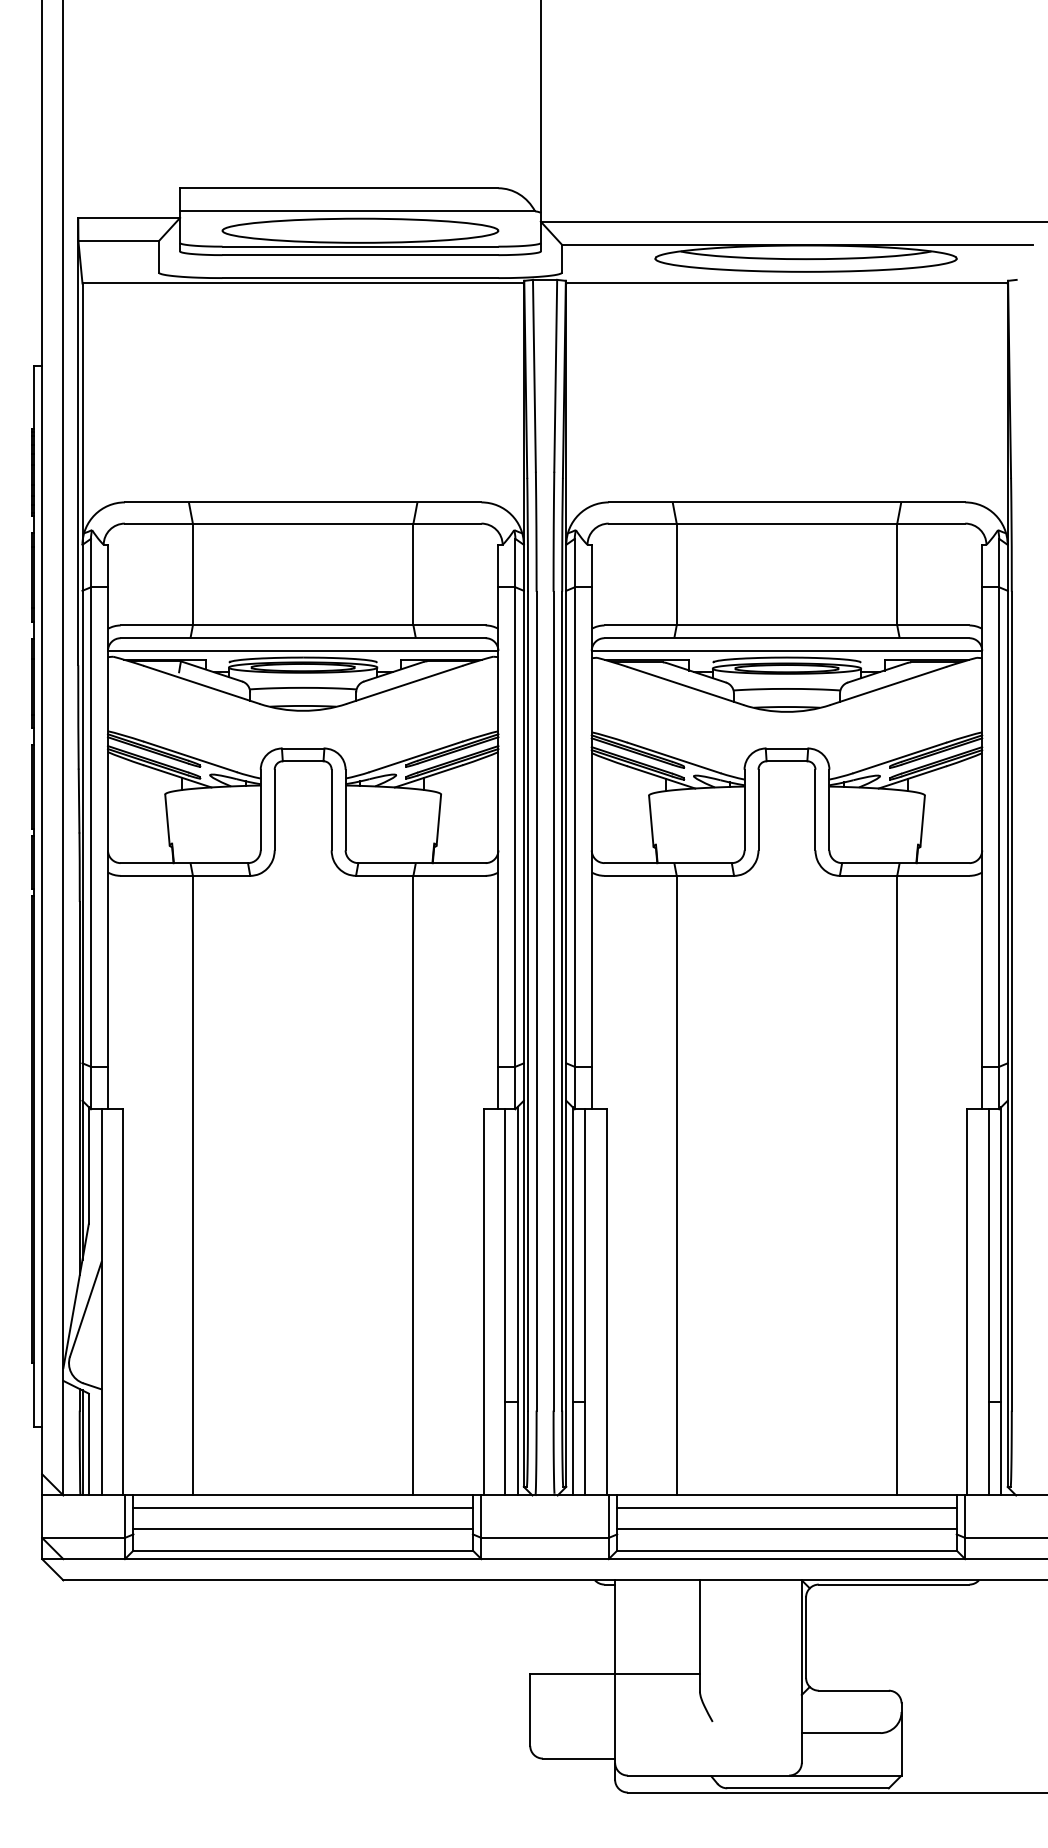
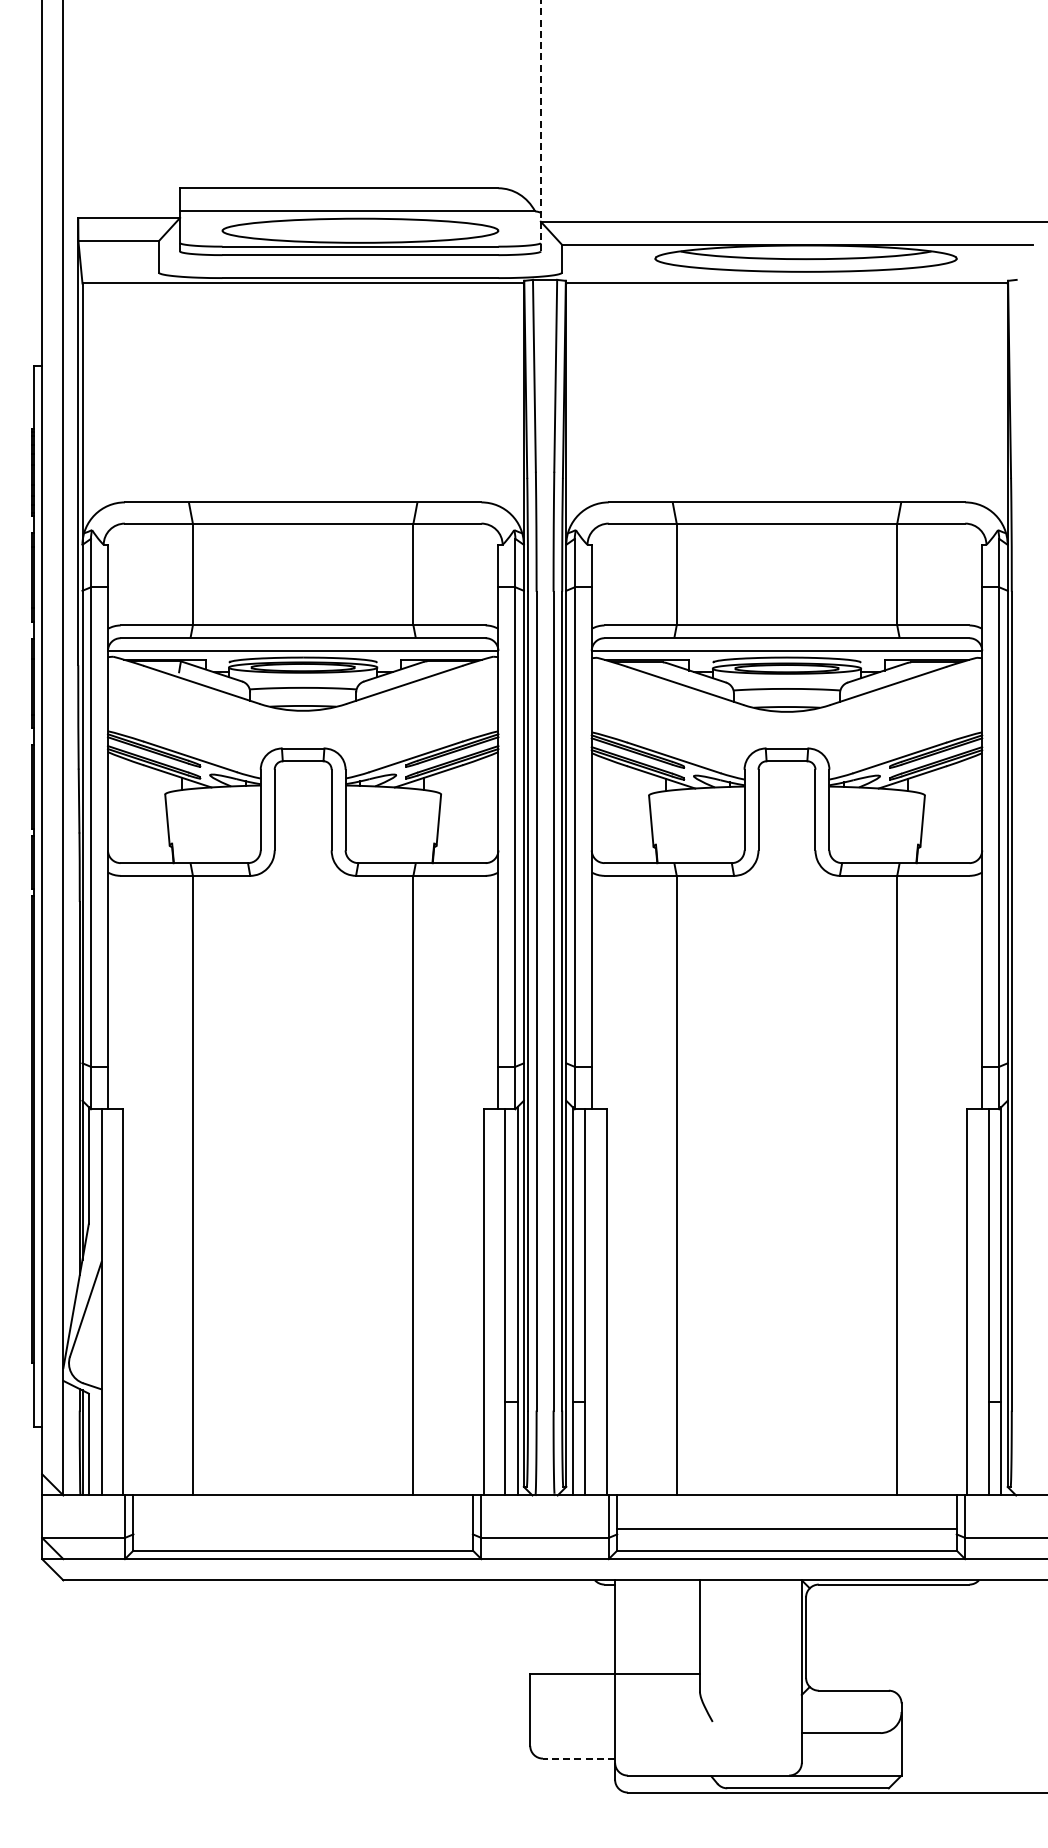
line: solid -> dashed (540, 125)
line: present -> none (302, 1508)
line: present -> none (786, 1508)
line: present -> none (302, 1529)
line: solid -> dashed (578, 1758)
